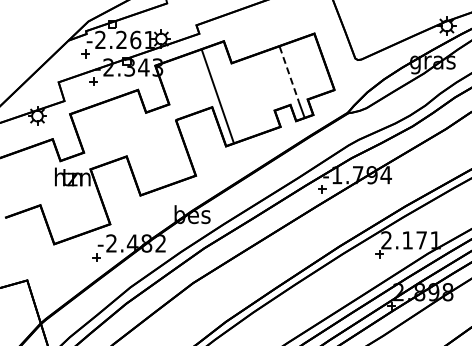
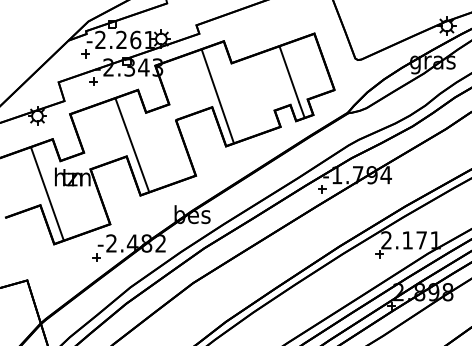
line: dashed -> solid (289, 74)
line: none -> present (132, 144)
line: none -> present (47, 193)
